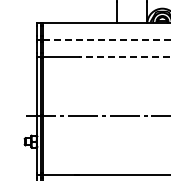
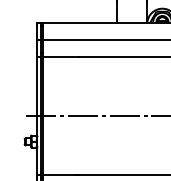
line: dashed -> solid (107, 39)
line: dashed -> solid (124, 56)
